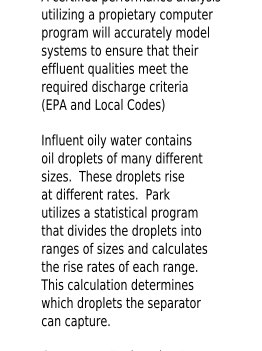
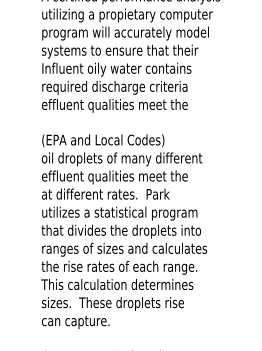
text: effluent qualities meet the -> Influent oily water contains (116, 69)
text: (EPA and Local Codes) -> effluent qualities meet the (114, 105)
text: Influent oily water contains -> (EPA and Local Codes) (116, 141)
text: sizes.  These droplets rise -> effluent qualities meet the (114, 177)
text: which droplets the separator -> sizes.  These droplets rise (120, 303)
